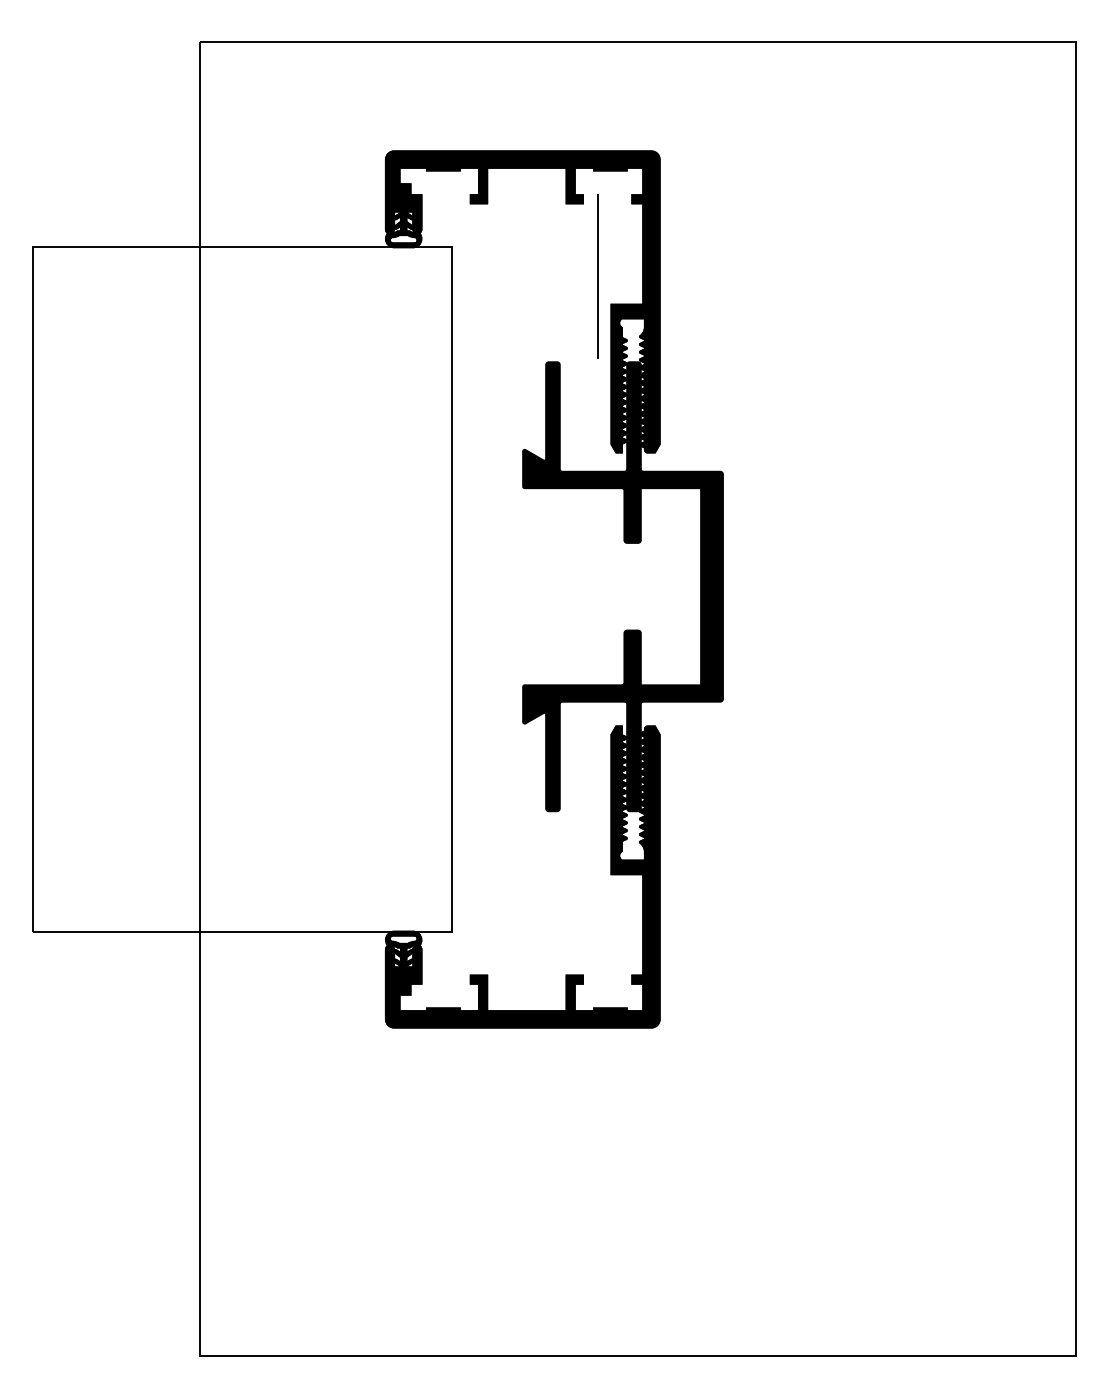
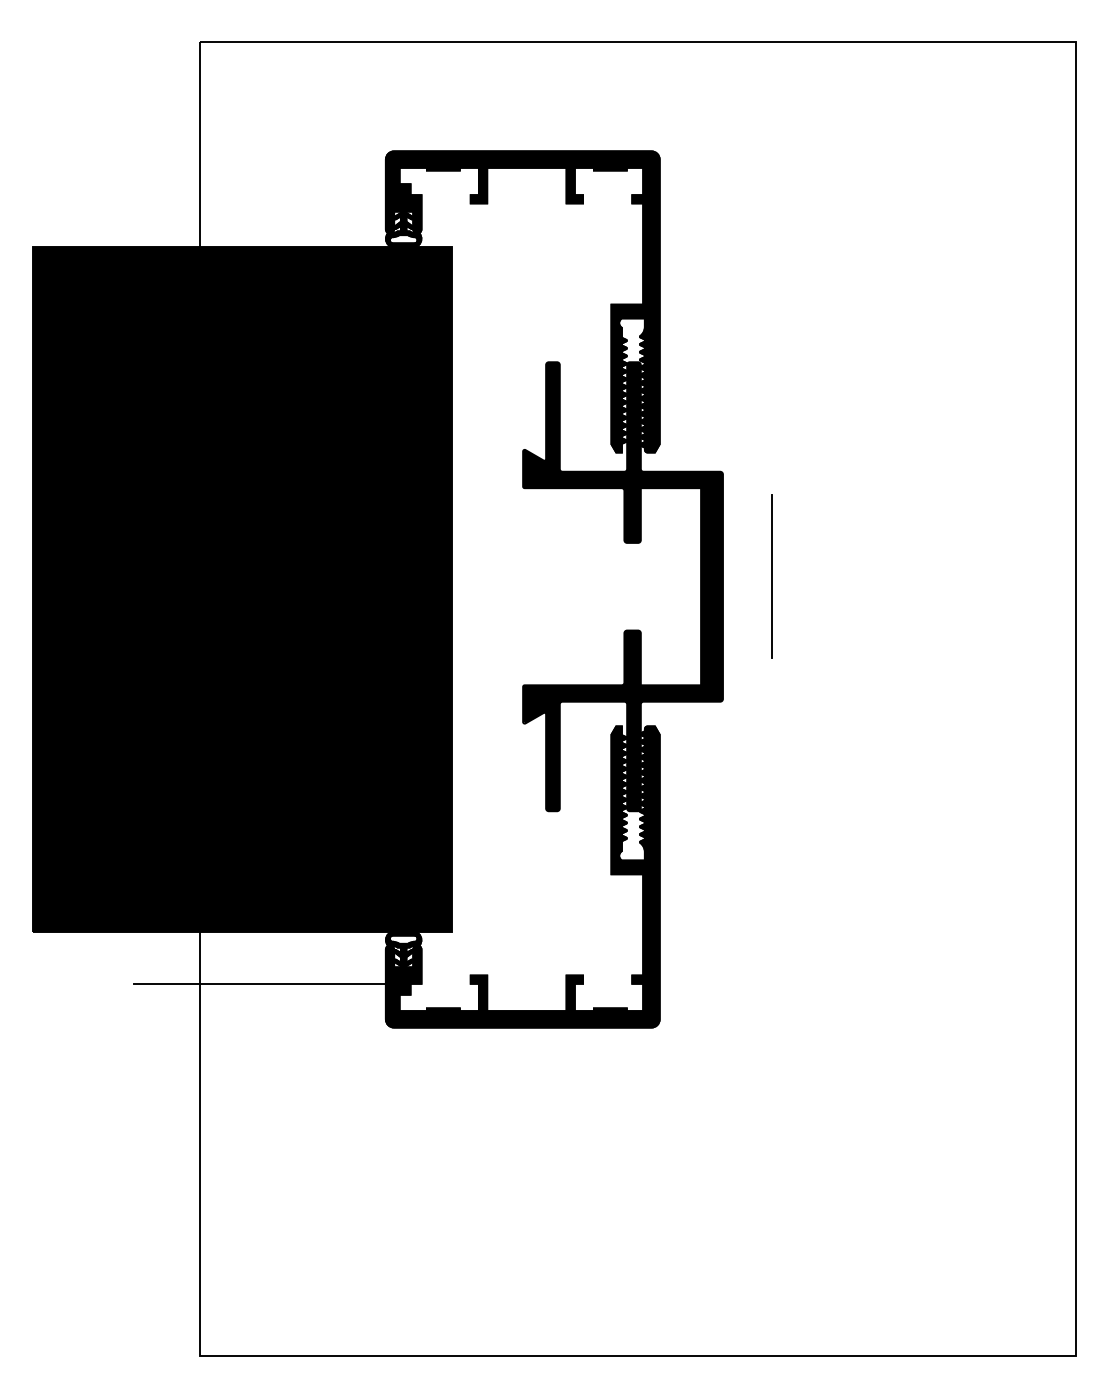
line position: (597, 276) -> (771, 576) (771, 576)
fill: none -> present (242, 589)
line: none -> present (259, 984)
